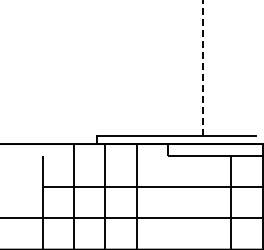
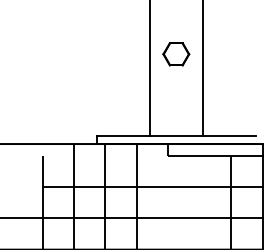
part: none -> present (176, 54)
line: dashed -> solid (202, 68)
line: none -> present (149, 69)
